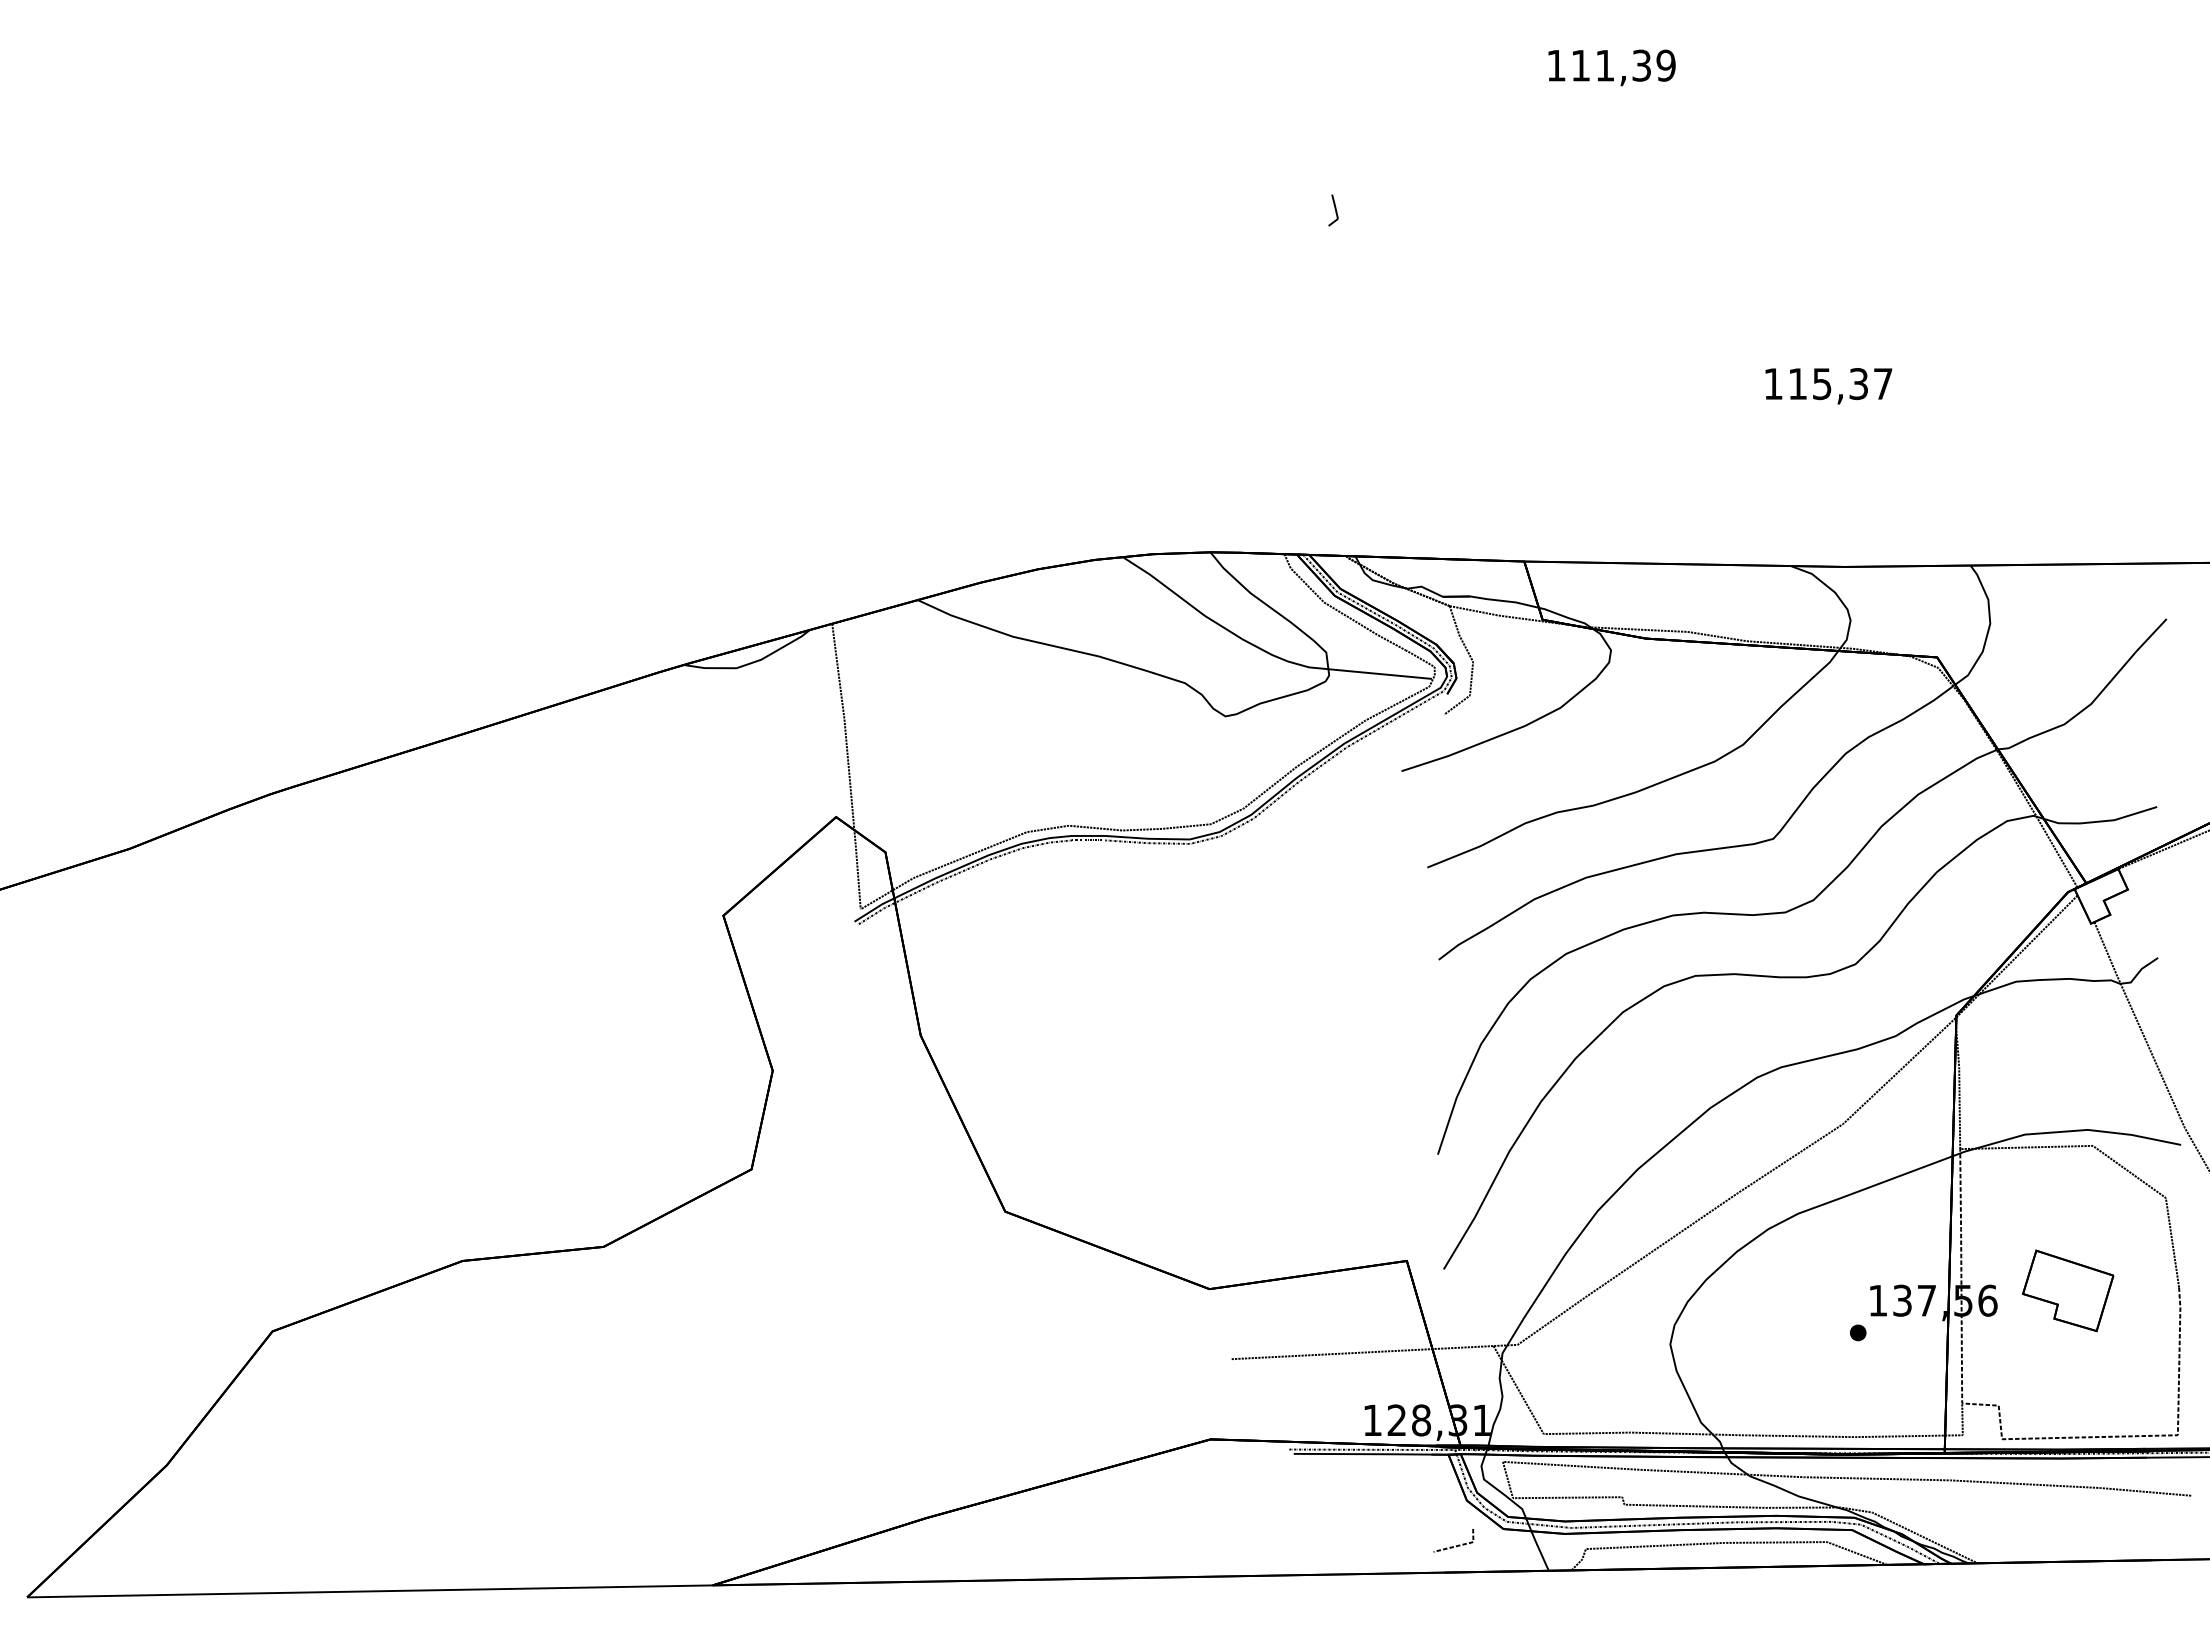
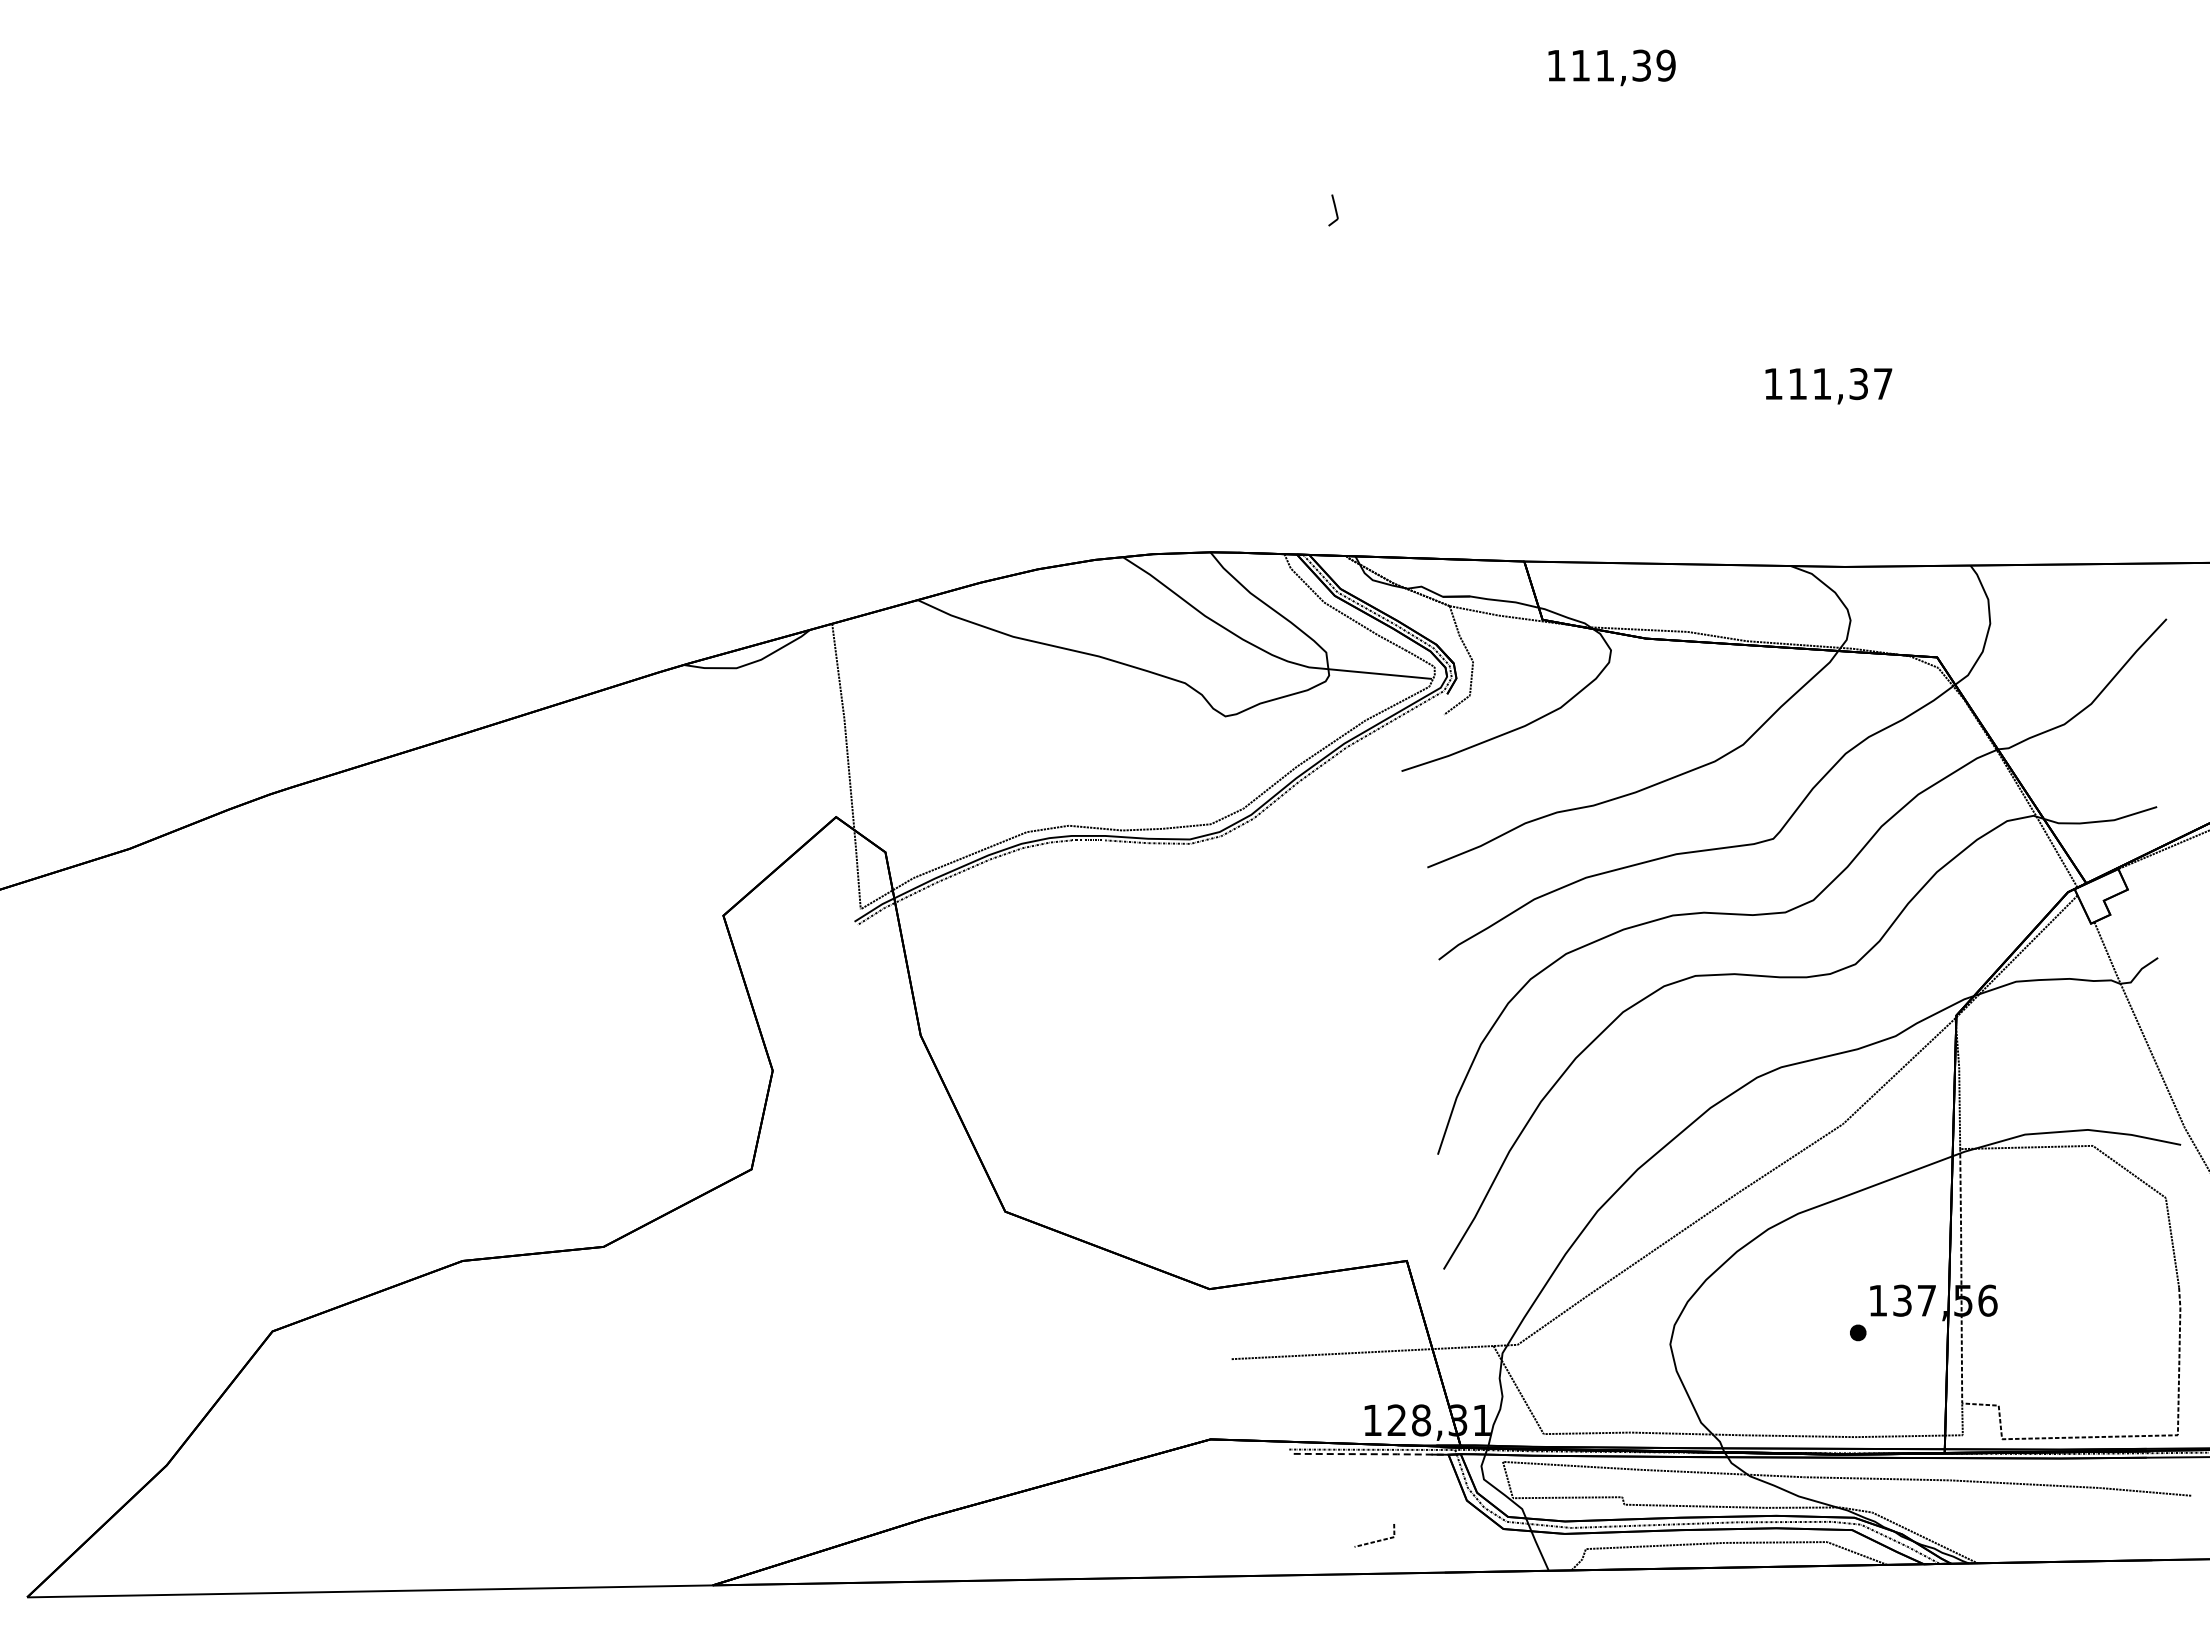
text: 115,37 -> 111,37 (1822, 384)
part: present -> none (2068, 1290)
line: solid -> dashed (1371, 1454)
line position: (1456, 1545) -> (1377, 1540) (1377, 1540)
